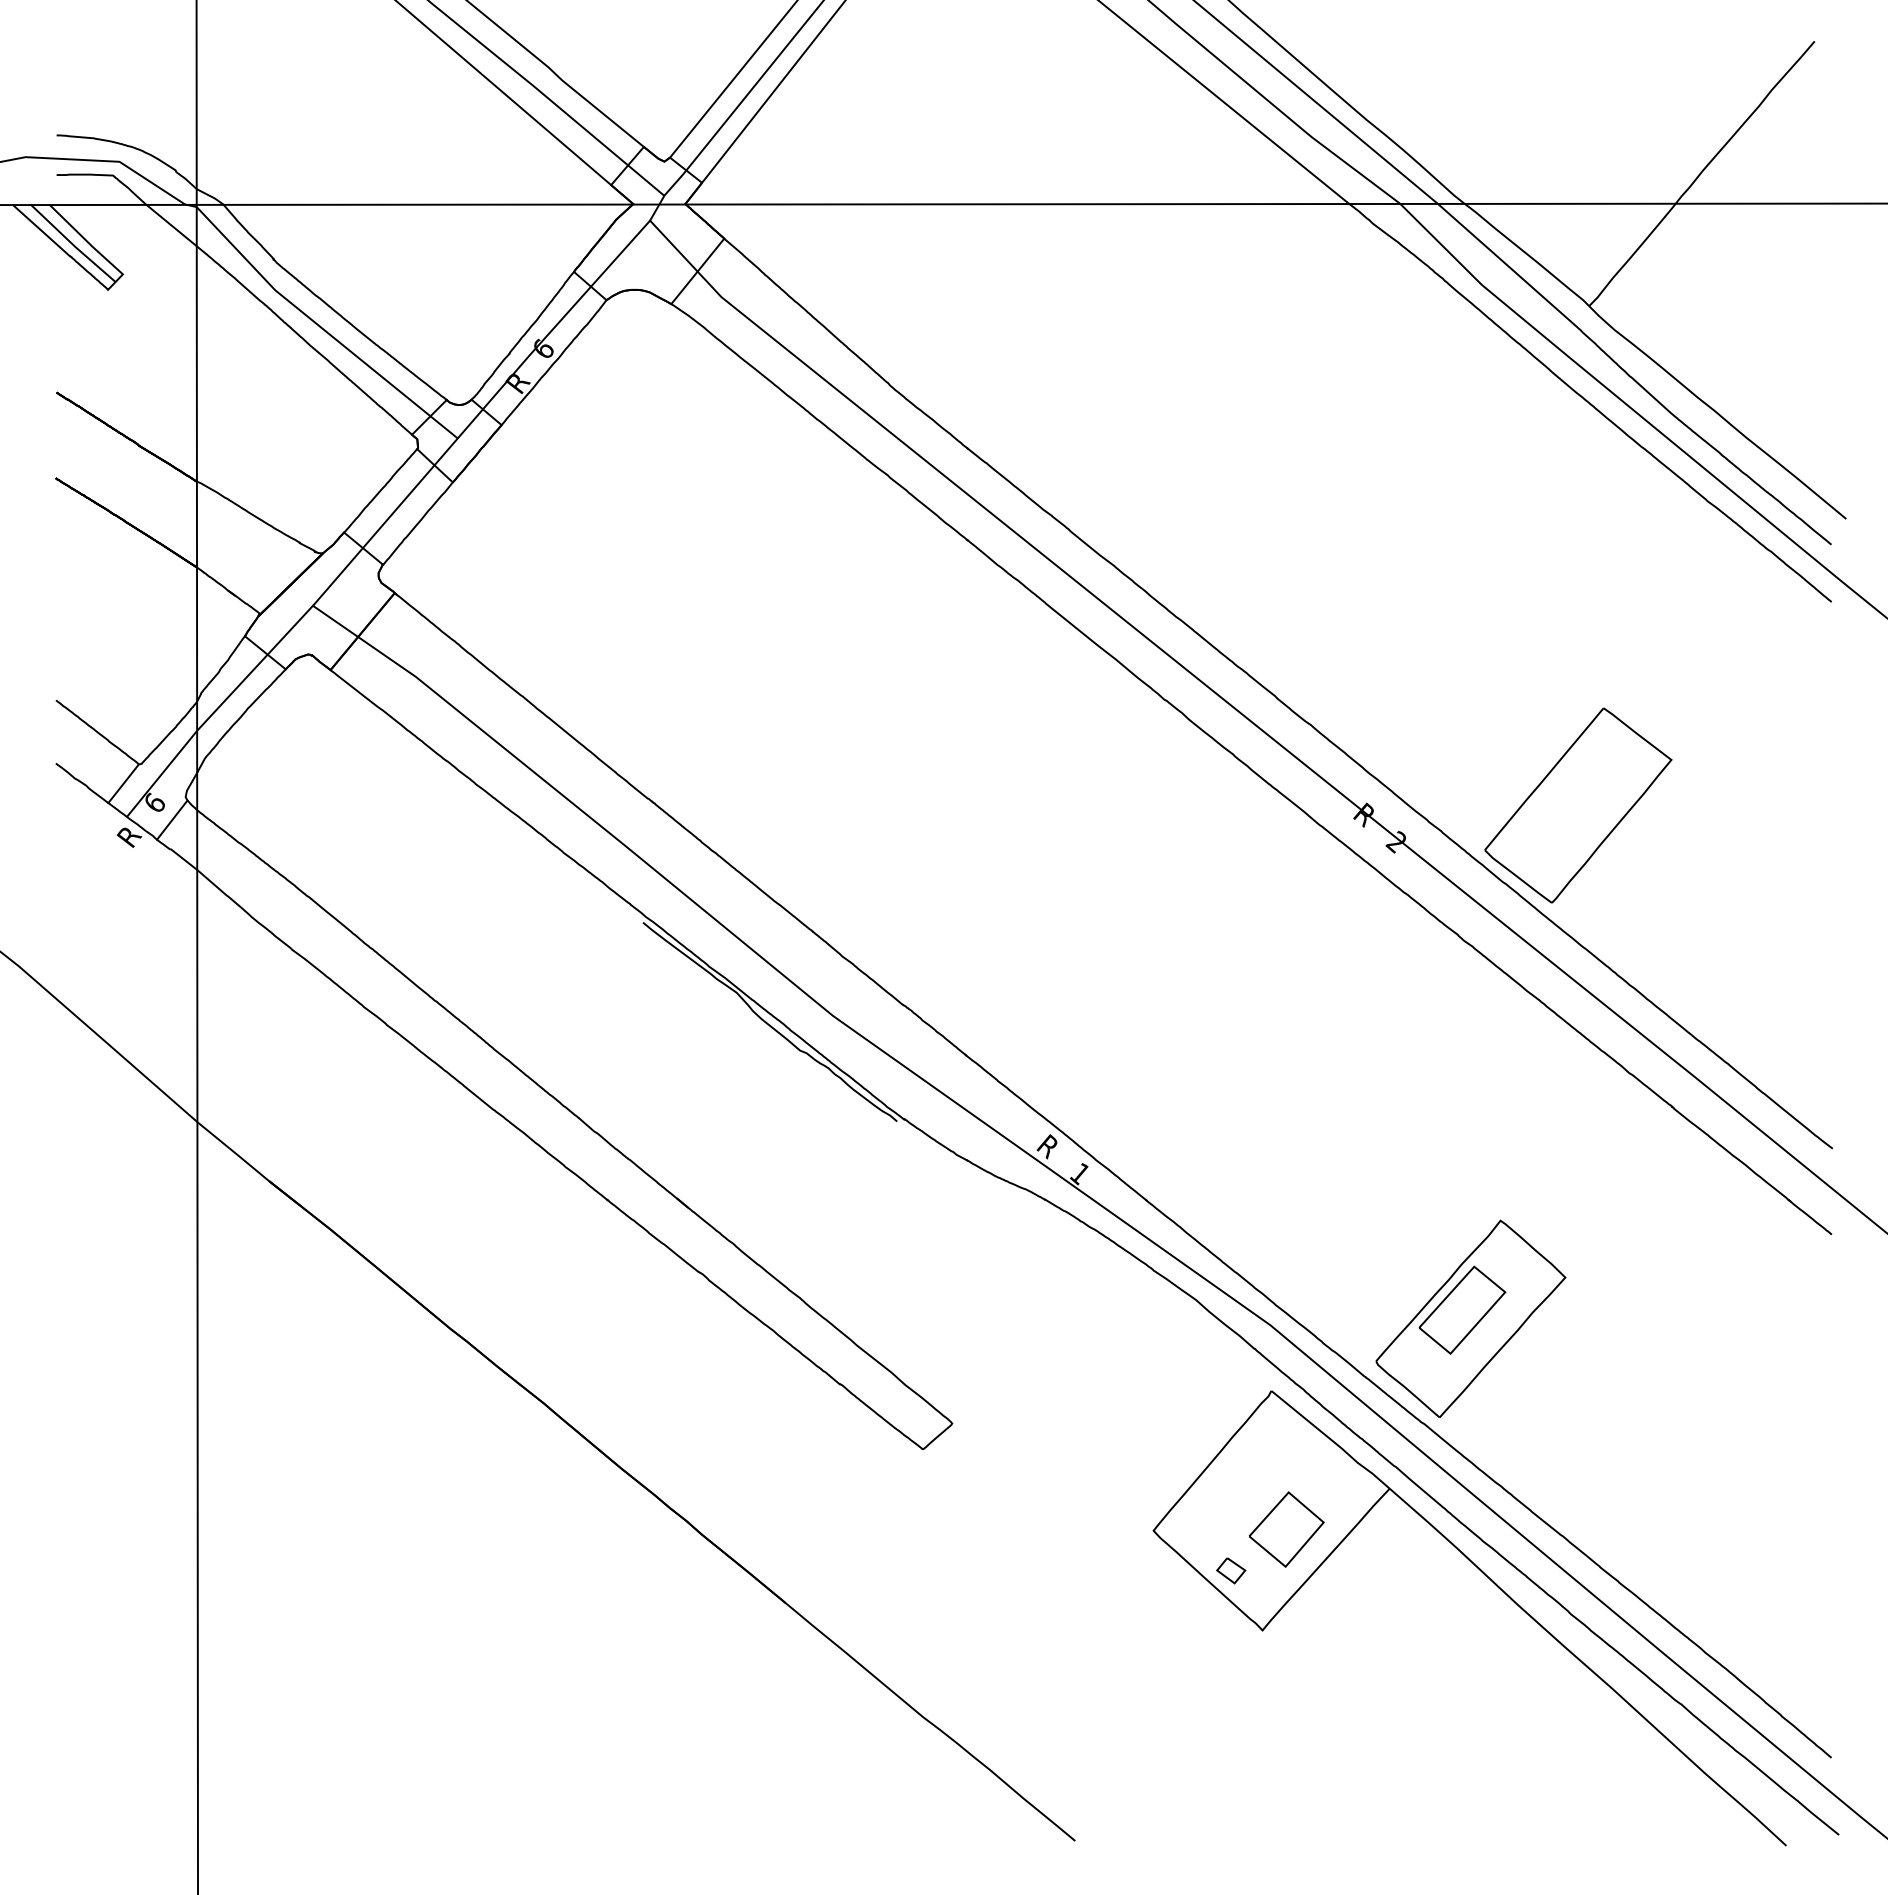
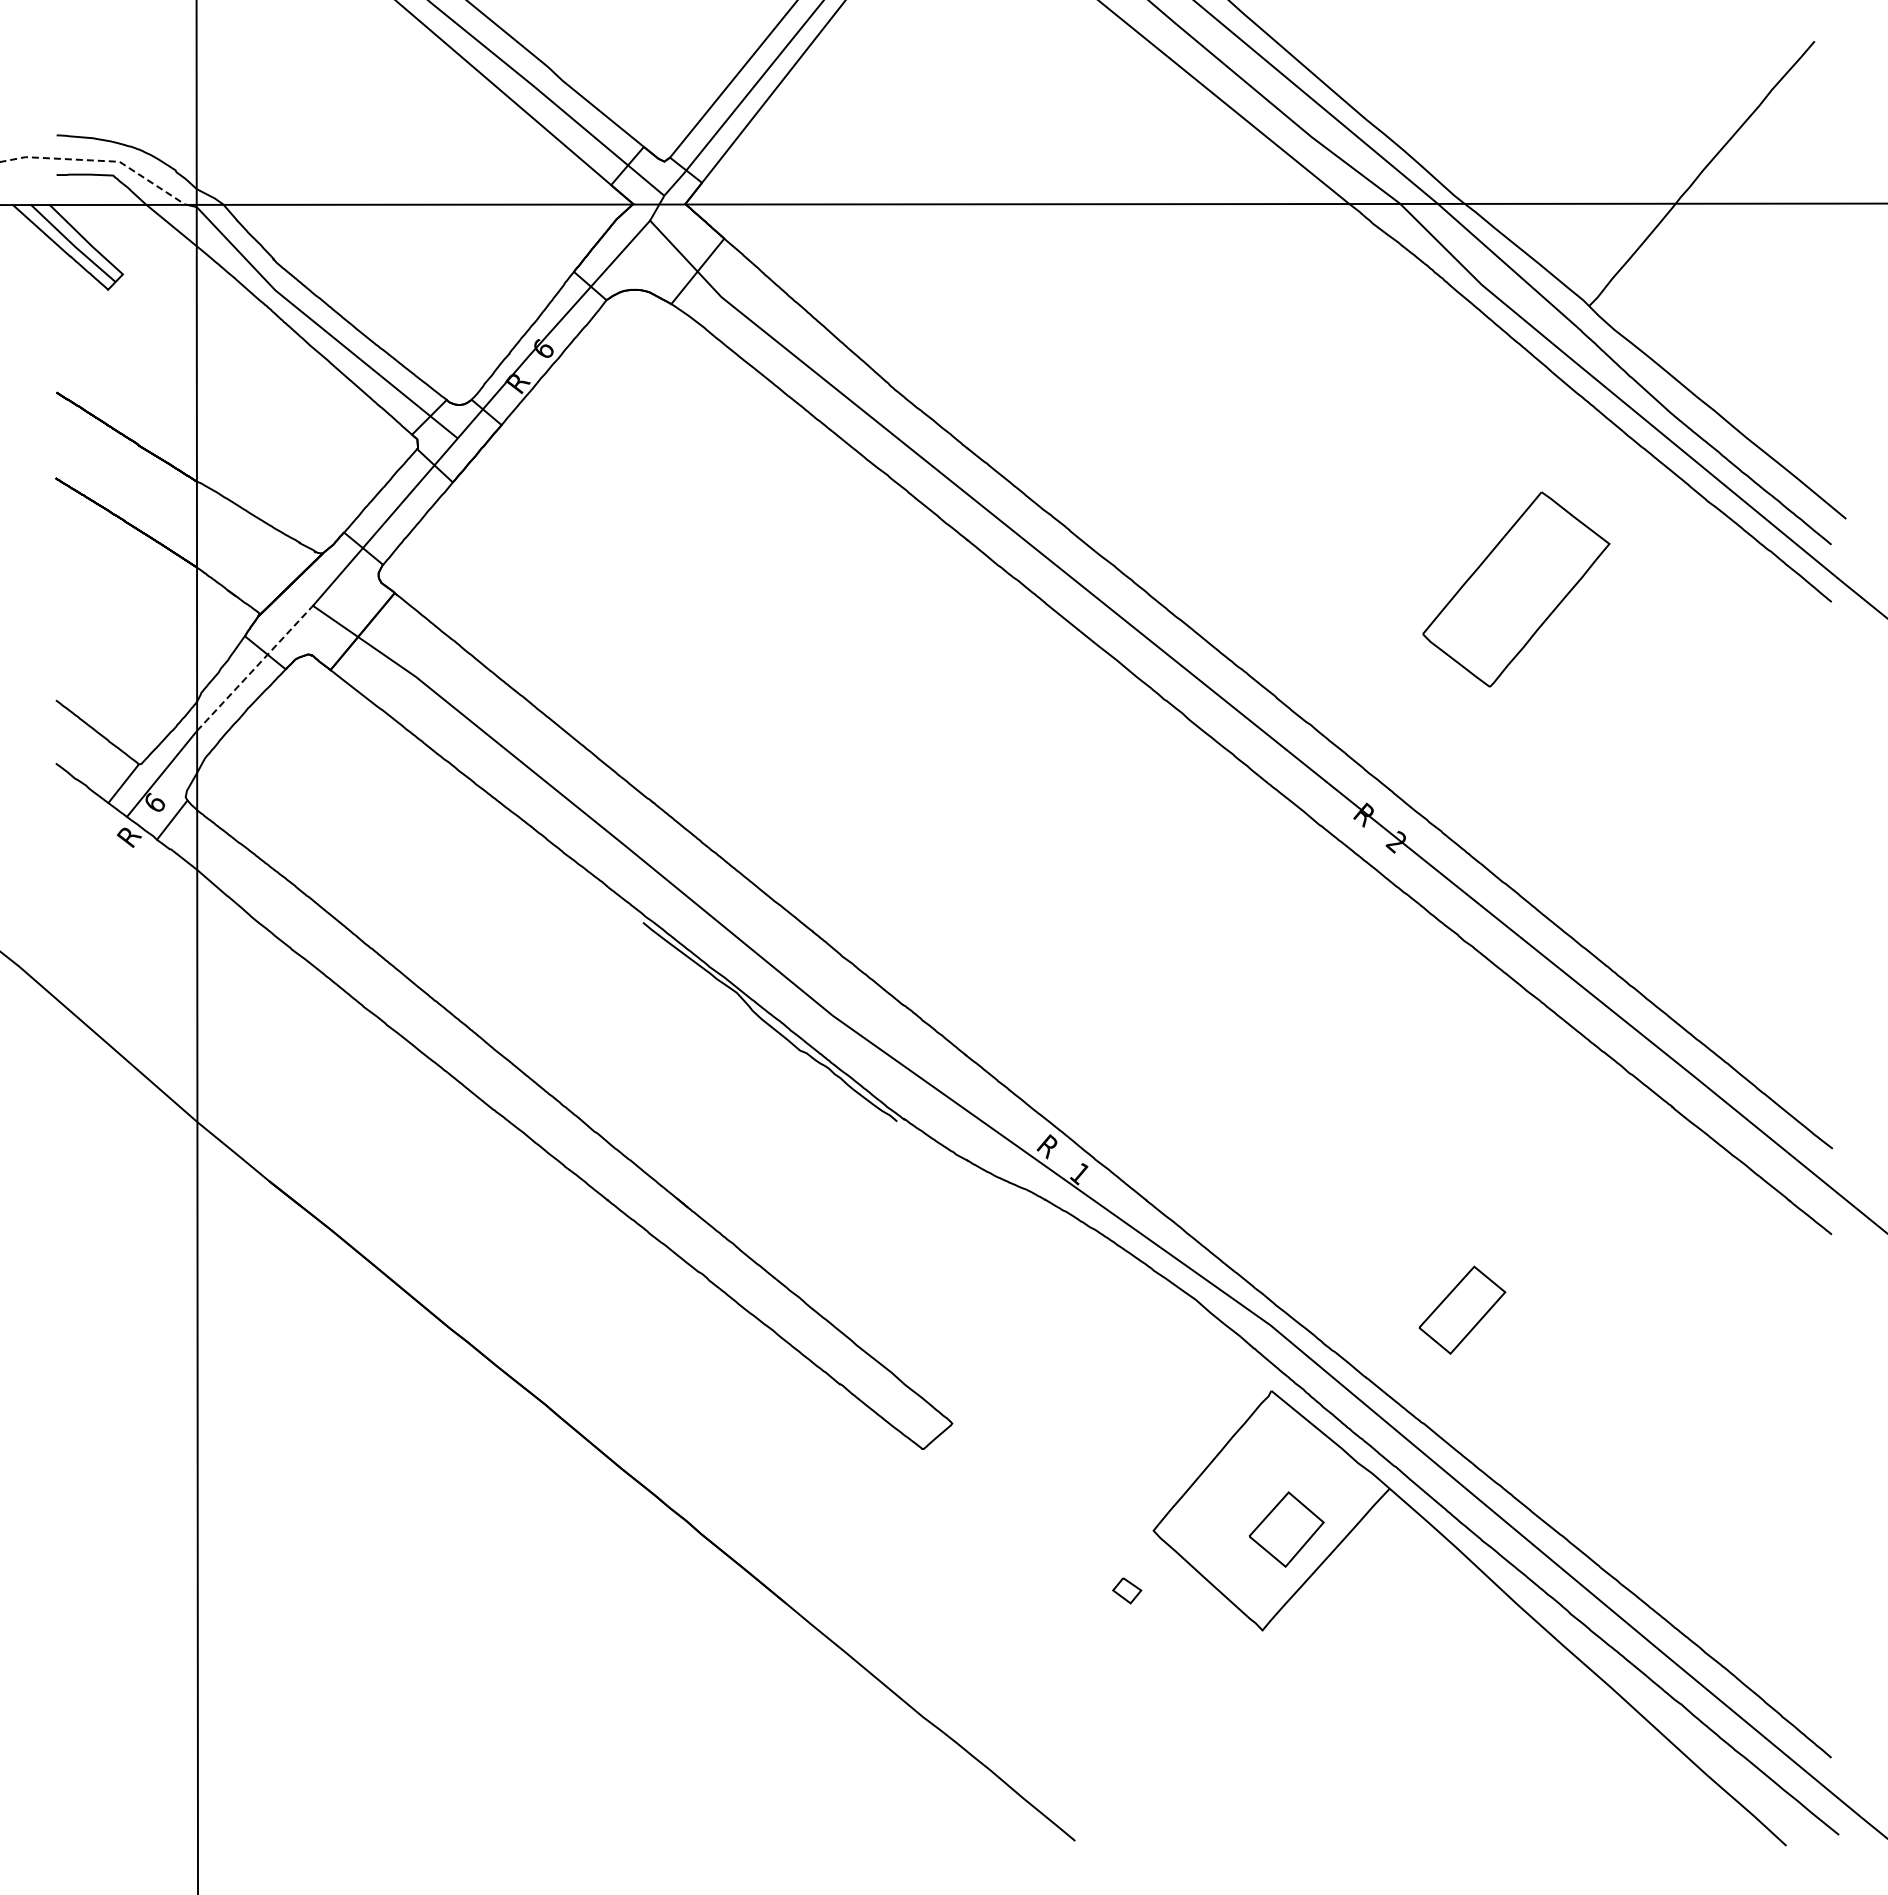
line: solid -> dashed (98, 160)
line: solid -> dashed (255, 667)
part position: (1578, 805) -> (1516, 589) (1516, 589)
part: present -> none (1470, 1318)
part position: (1231, 1570) -> (1127, 1590) (1127, 1590)
